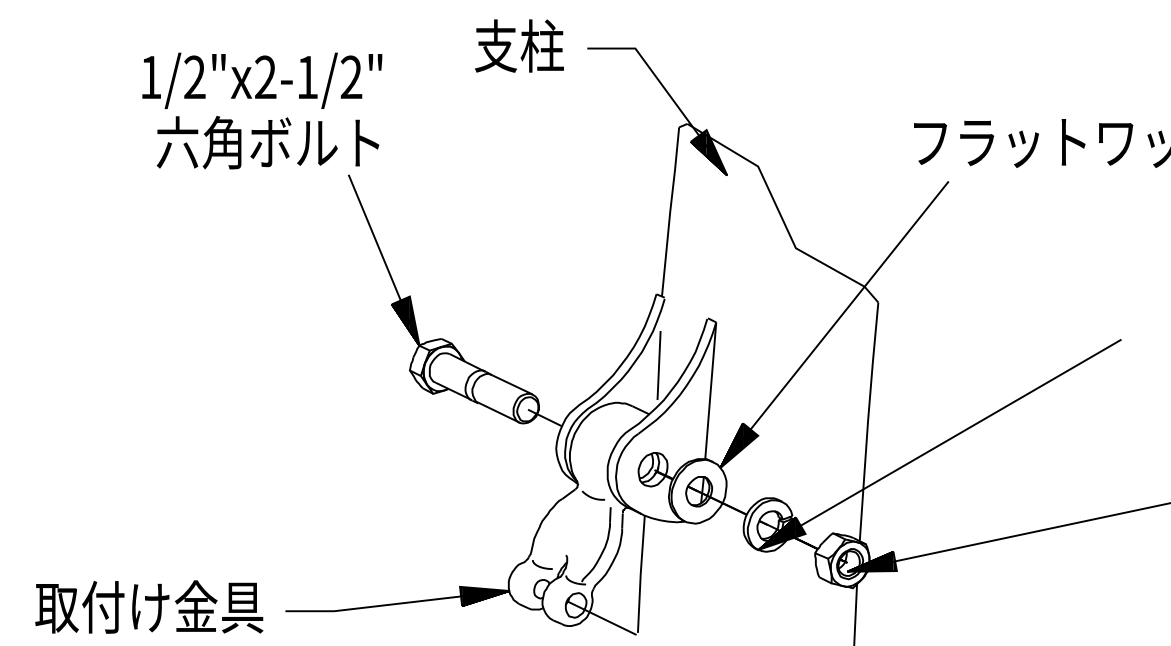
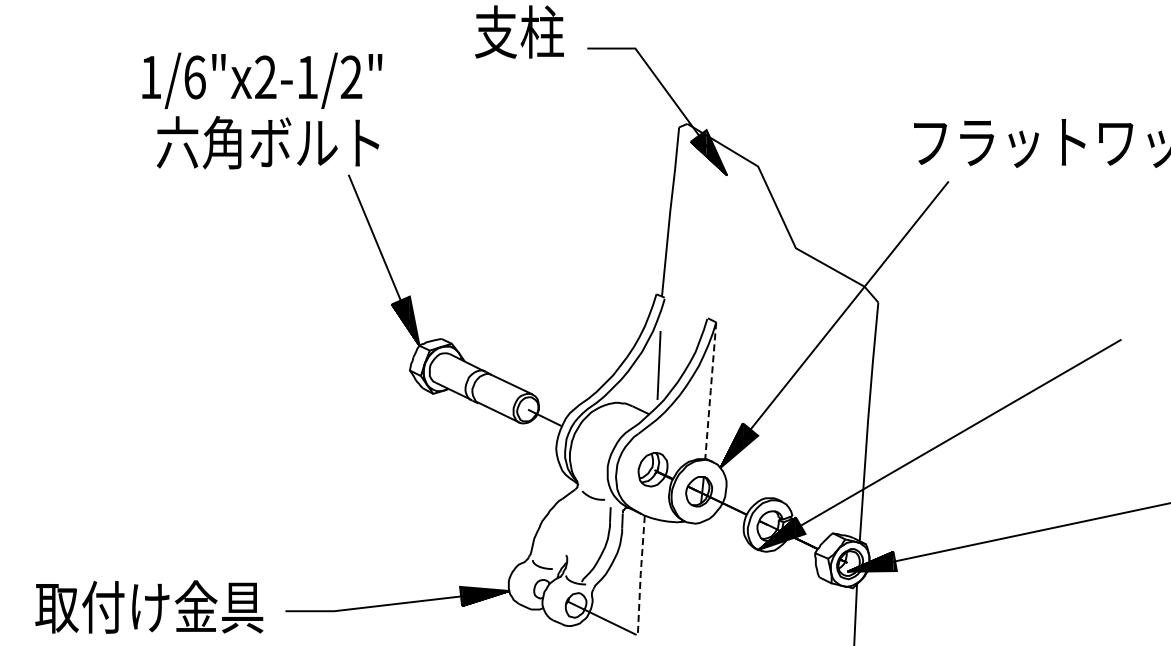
text position: (518, 45) -> (518, 31) (518, 31)
text: 1/2"x2-1/2" -> 1/6"x2-1/2" (194, 77)
line: solid -> dashed (710, 390)
line: solid -> dashed (640, 574)
